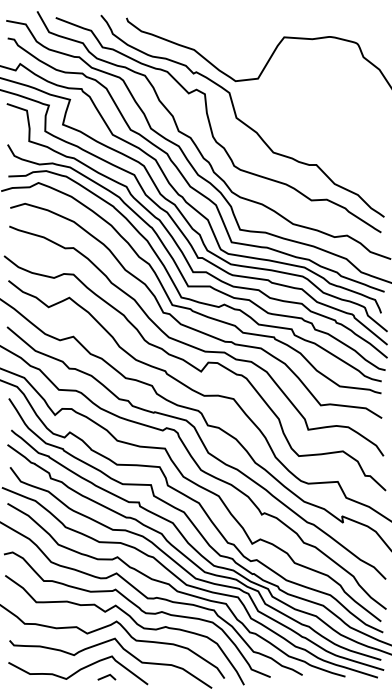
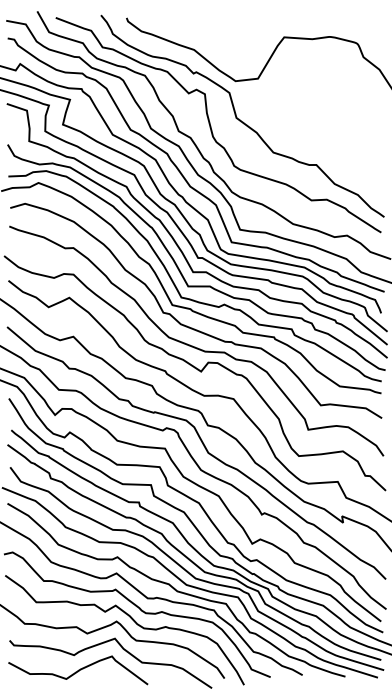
line: present -> none (106, 676)
